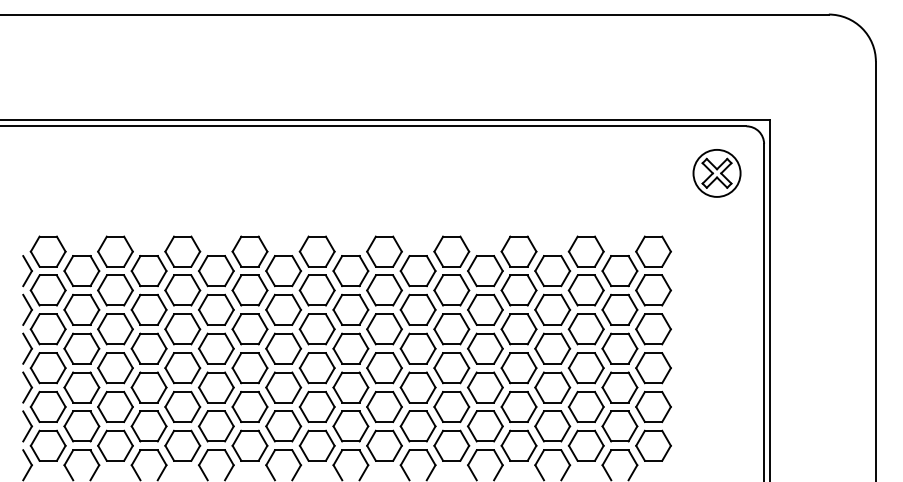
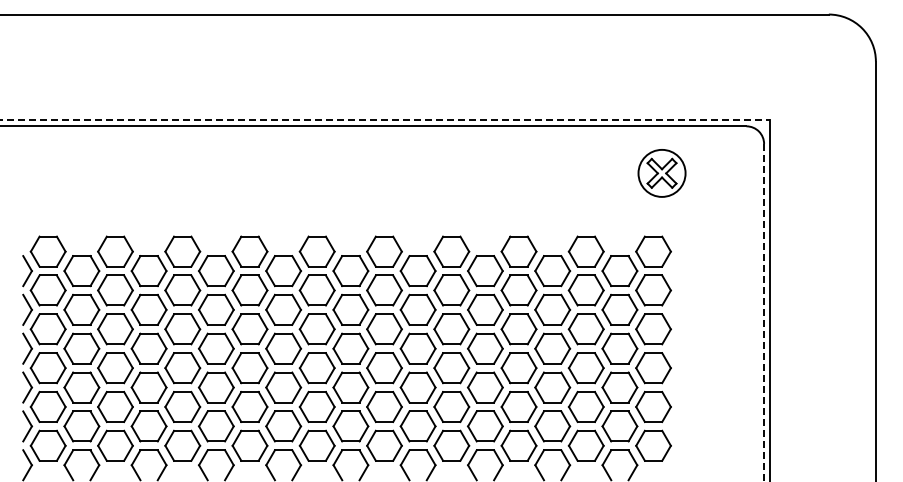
line: solid -> dashed (385, 120)
part position: (716, 173) -> (661, 173) (661, 173)
line: solid -> dashed (764, 312)
